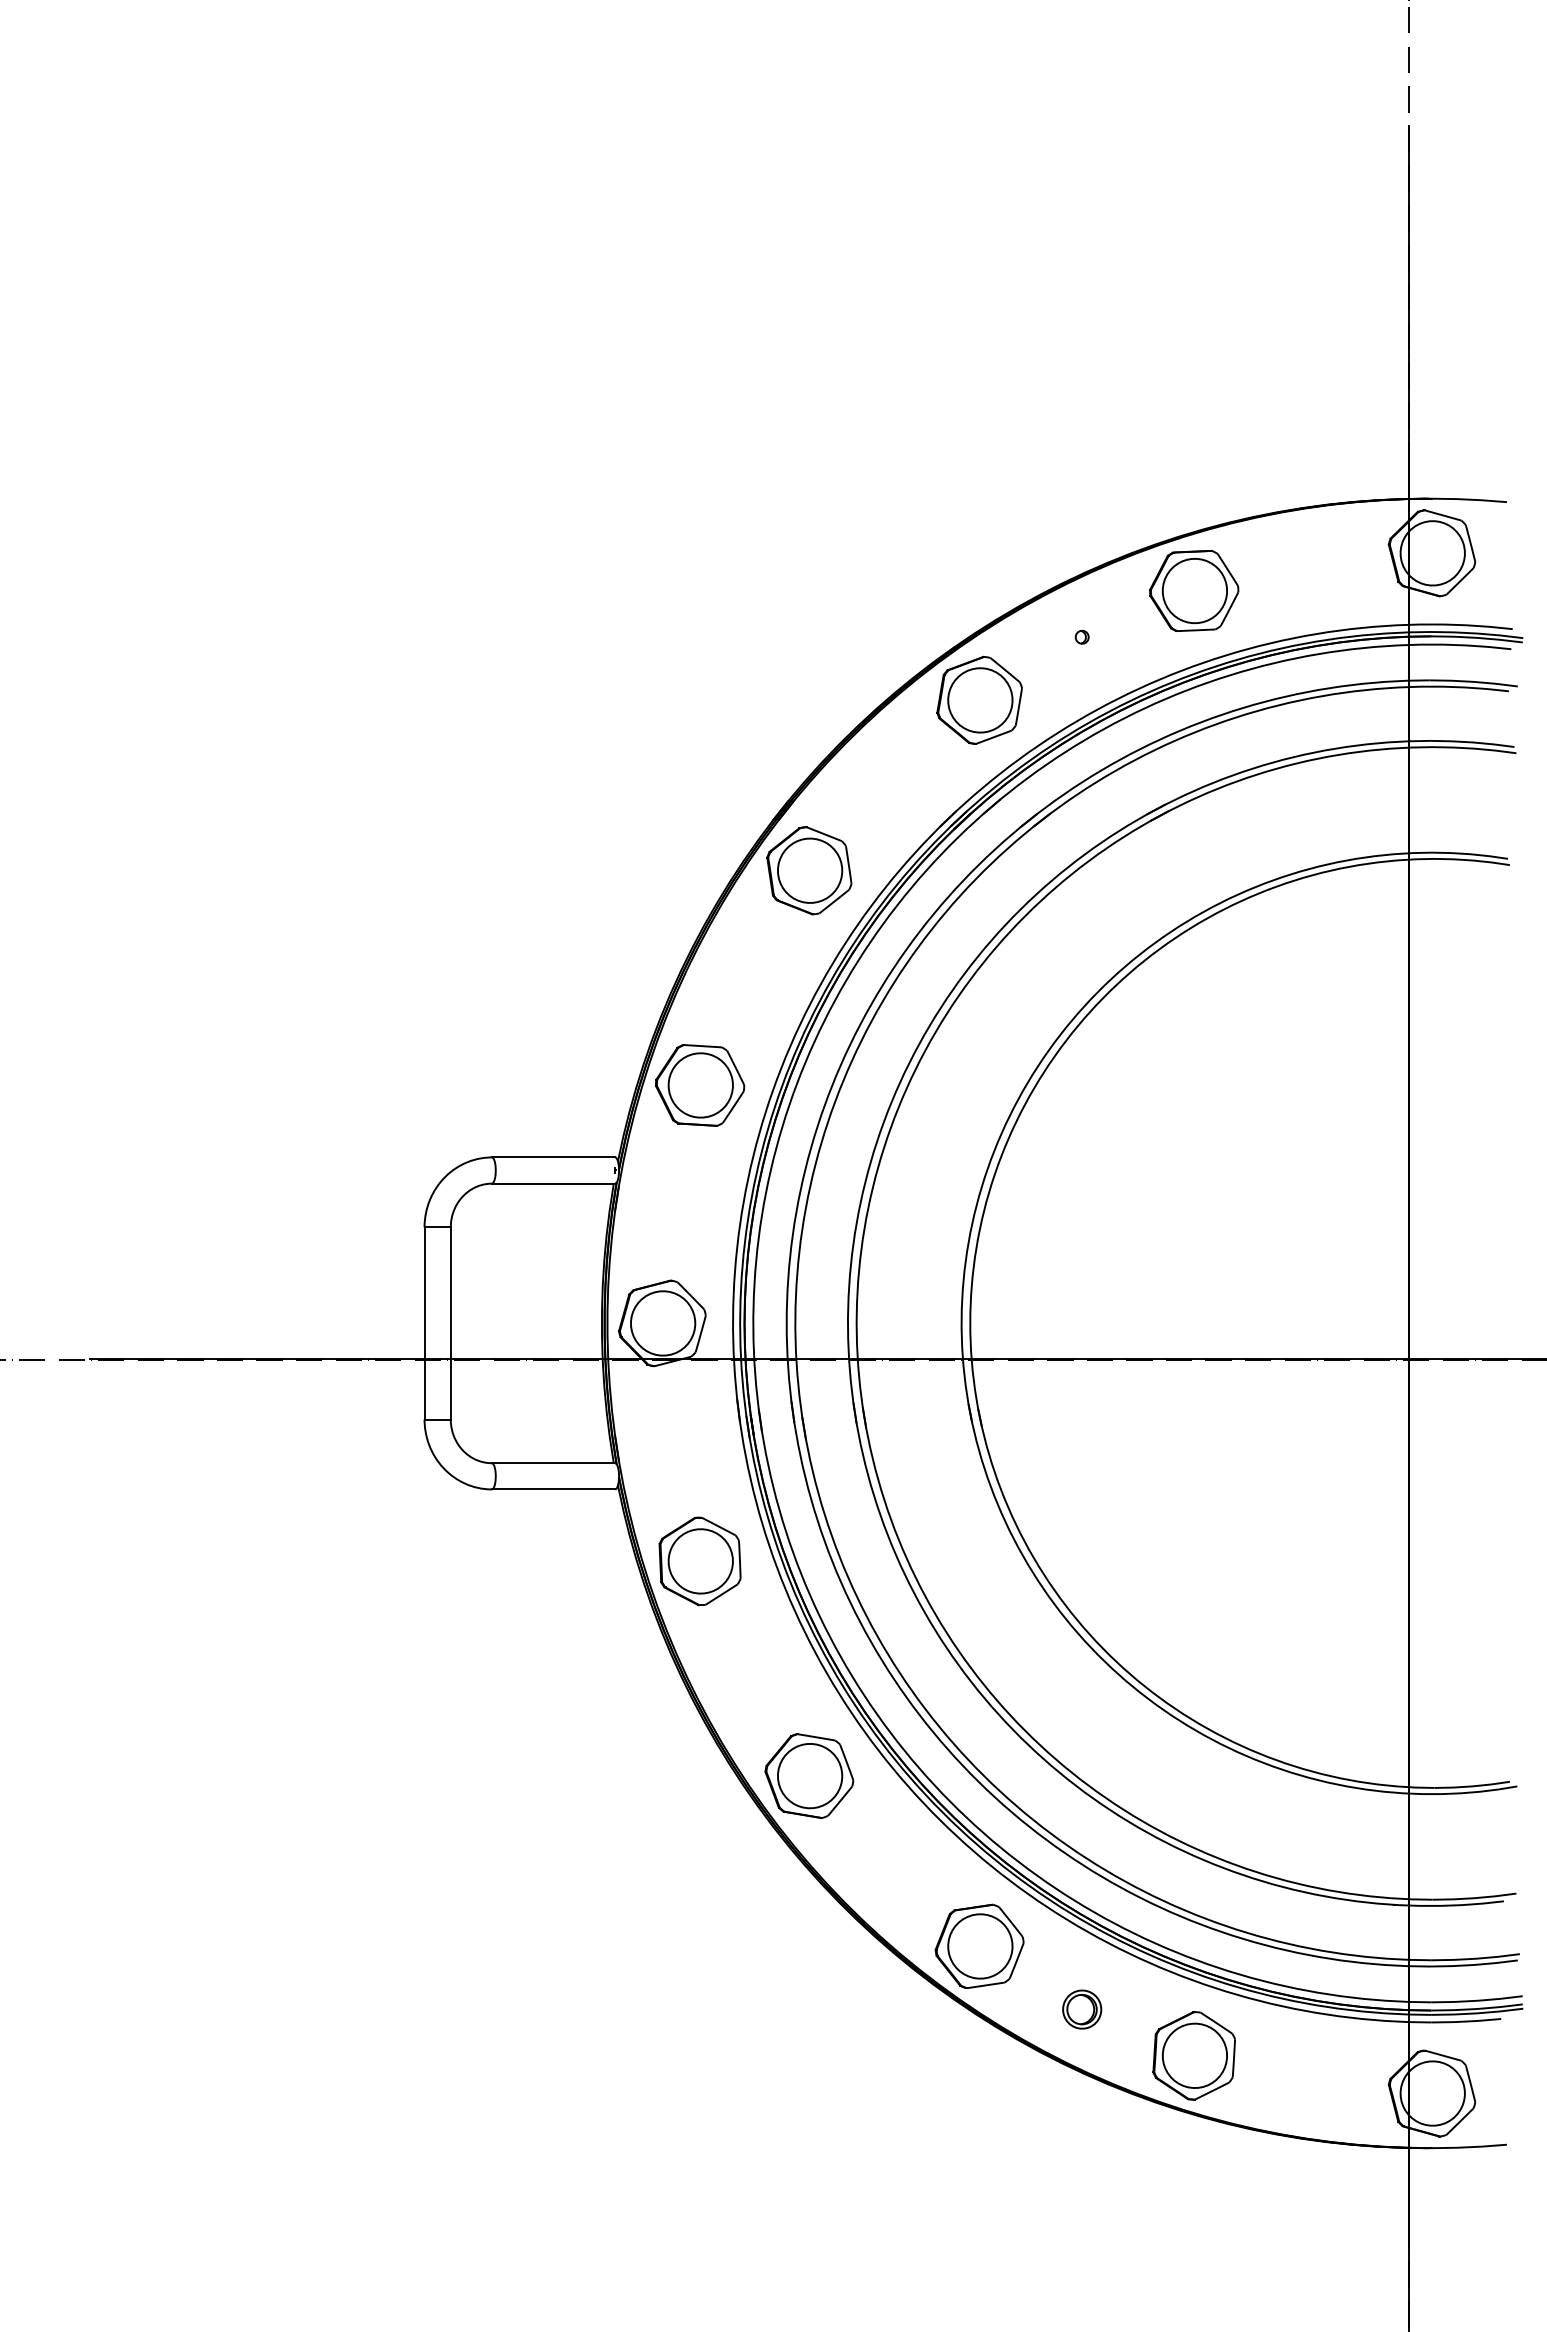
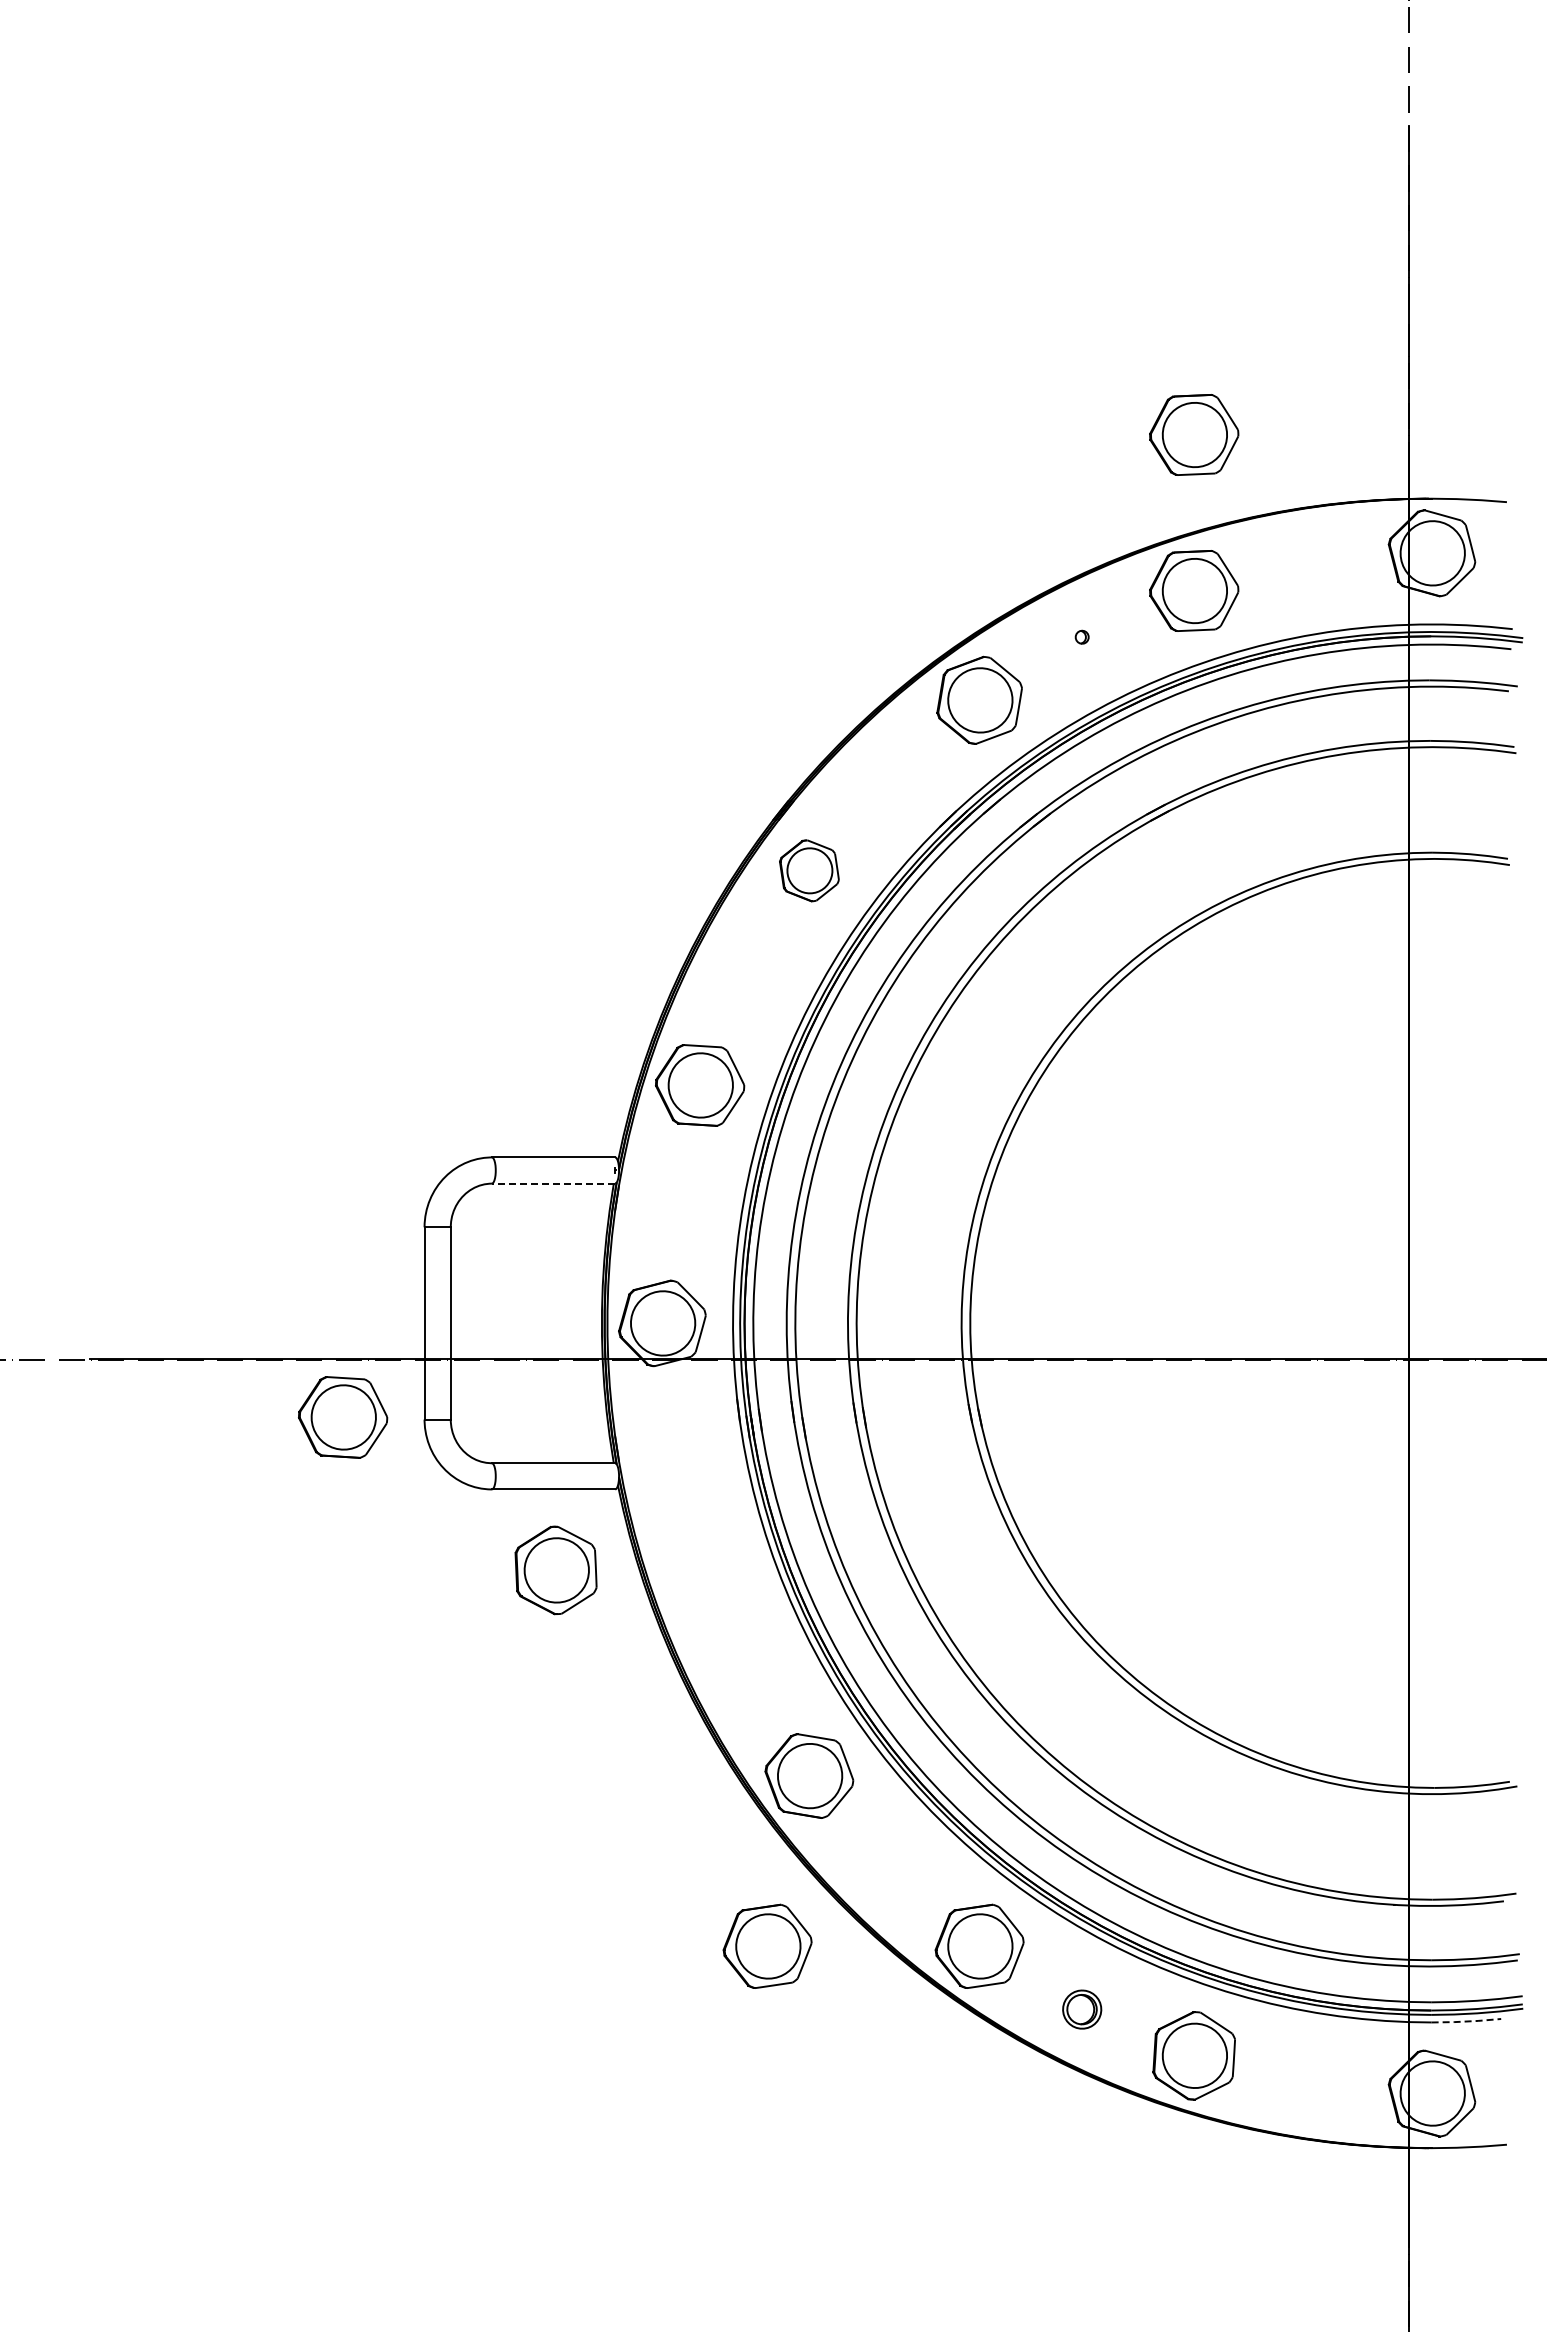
part: none -> present (1194, 434)
part size: 87x90 px -> 61x64 px (809, 870)
line: solid -> dashed (553, 1183)
part: none -> present (343, 1417)
part position: (699, 1561) -> (555, 1570) (555, 1570)
part: none -> present (767, 1945)
line: solid -> dashed (1466, 2021)
